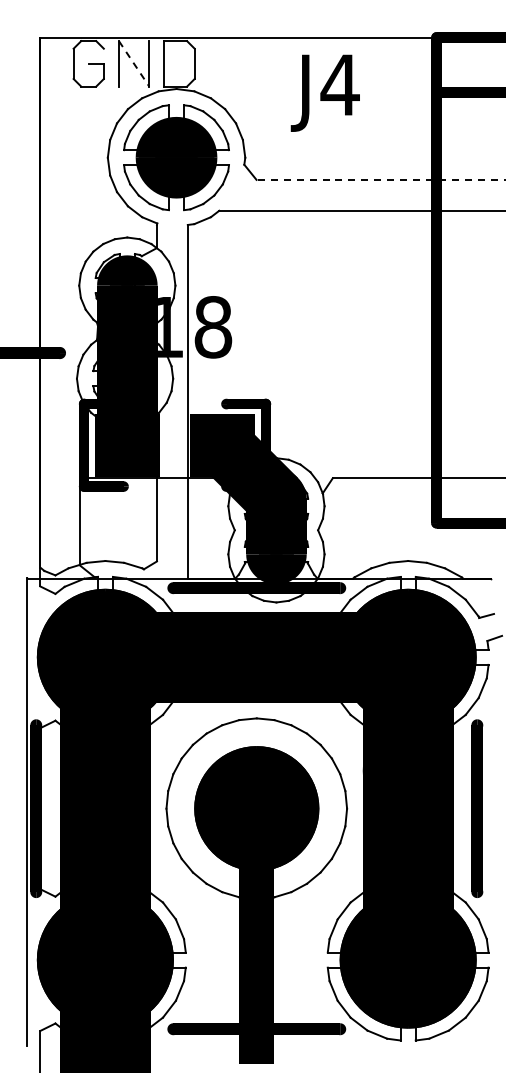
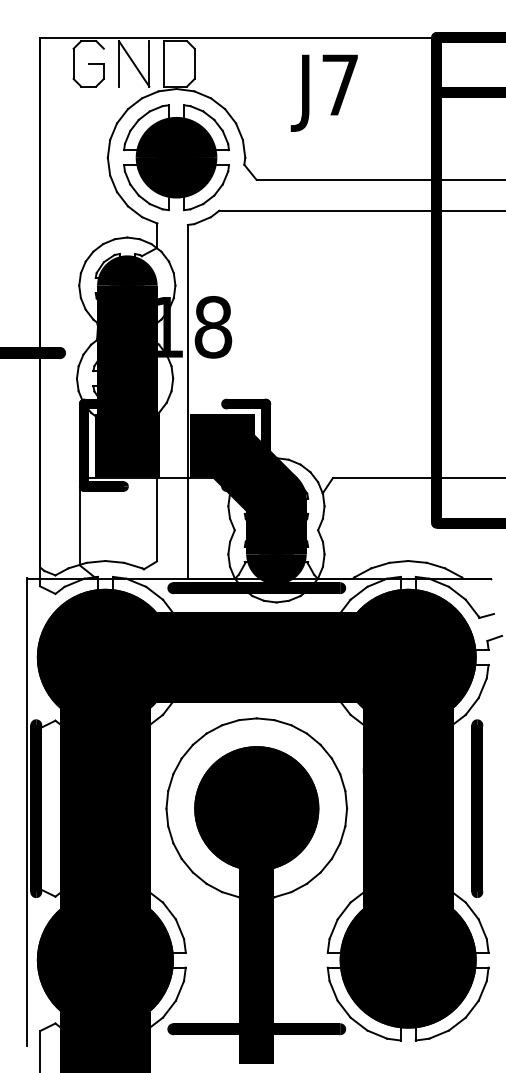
line: dashed -> solid (134, 64)
text: J4 -> J7 (339, 84)
line: dashed -> solid (381, 179)
